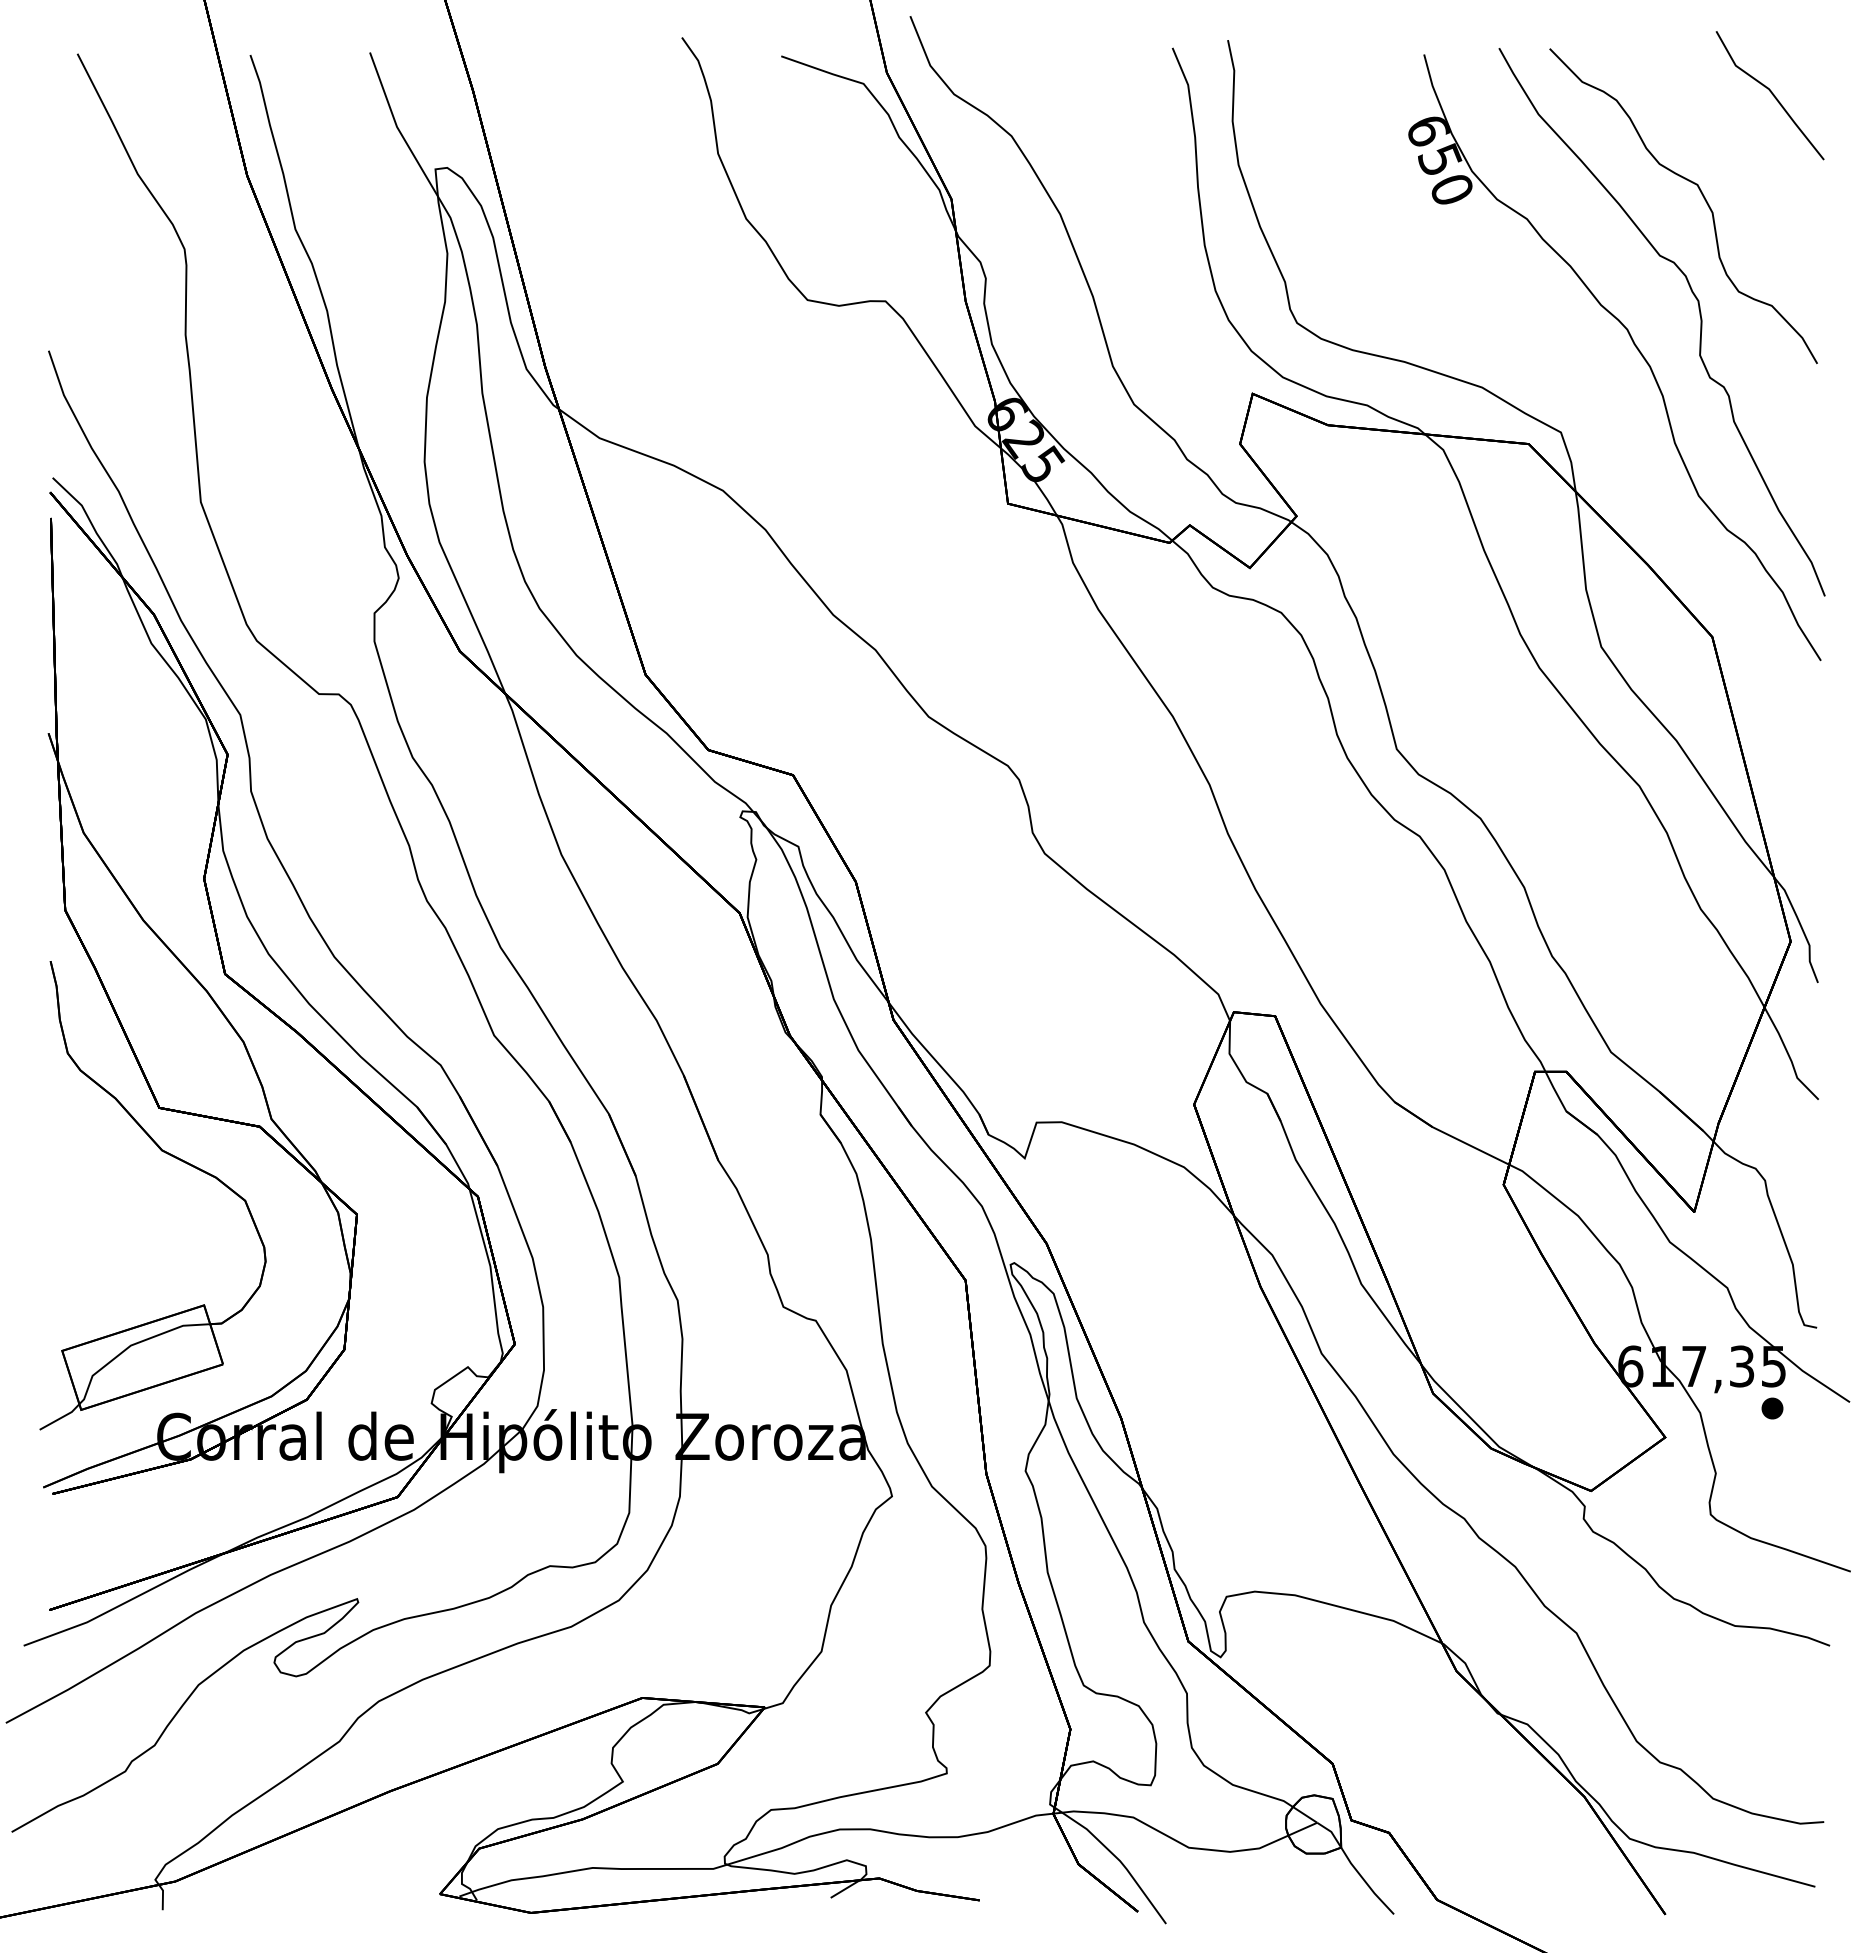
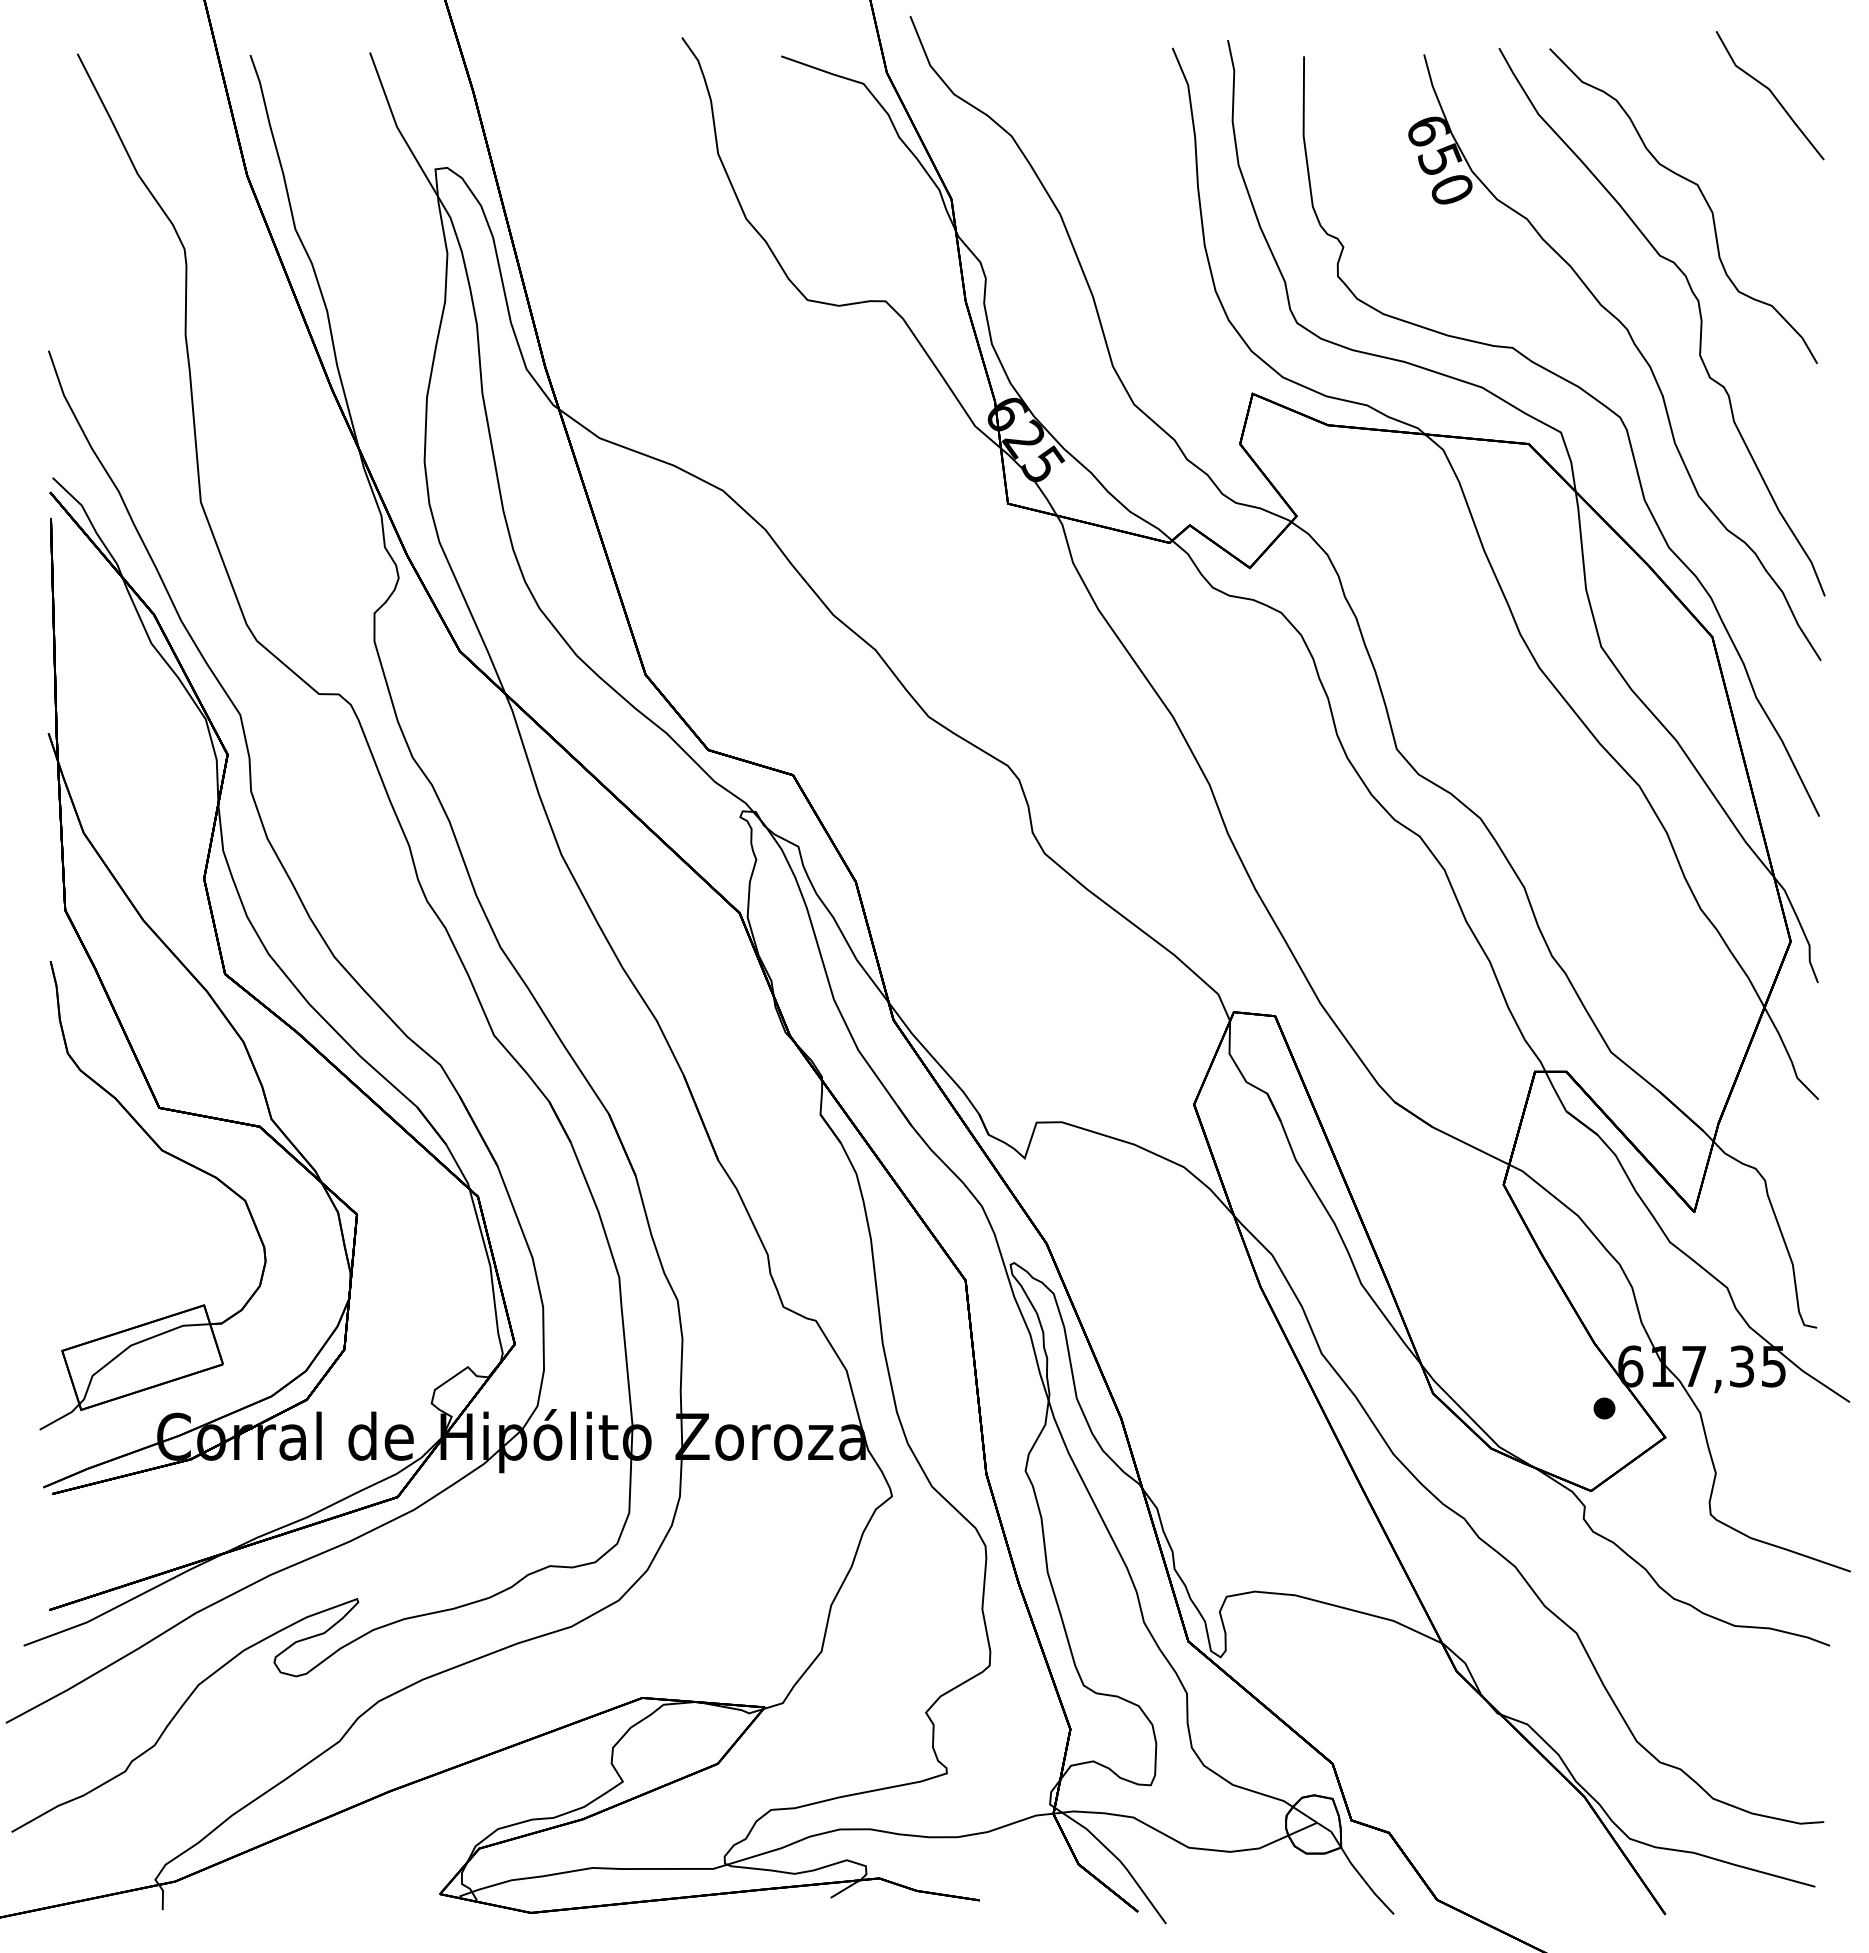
part: none -> present (1588, 395)
part position: (1772, 1408) -> (1604, 1408) (1604, 1408)
